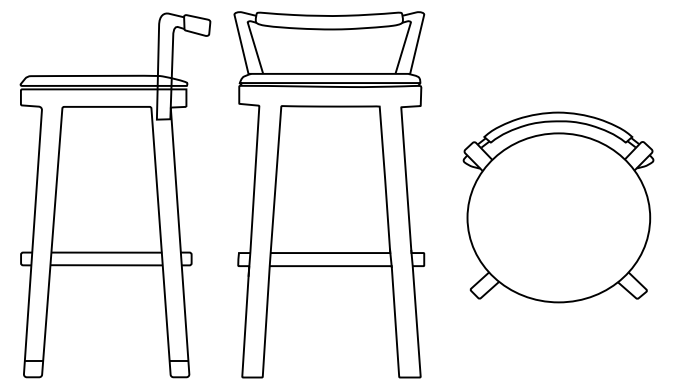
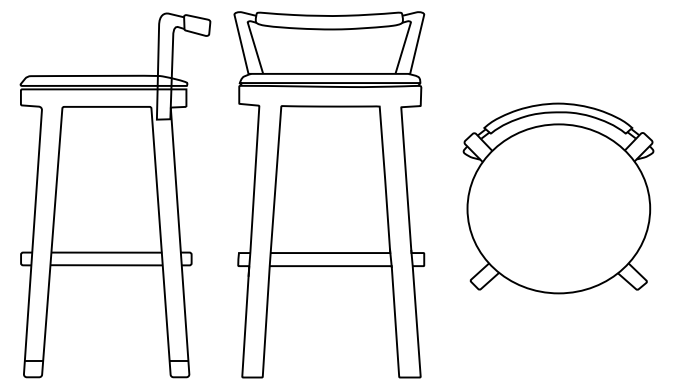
part position: (558, 207) -> (558, 198) (558, 198)
